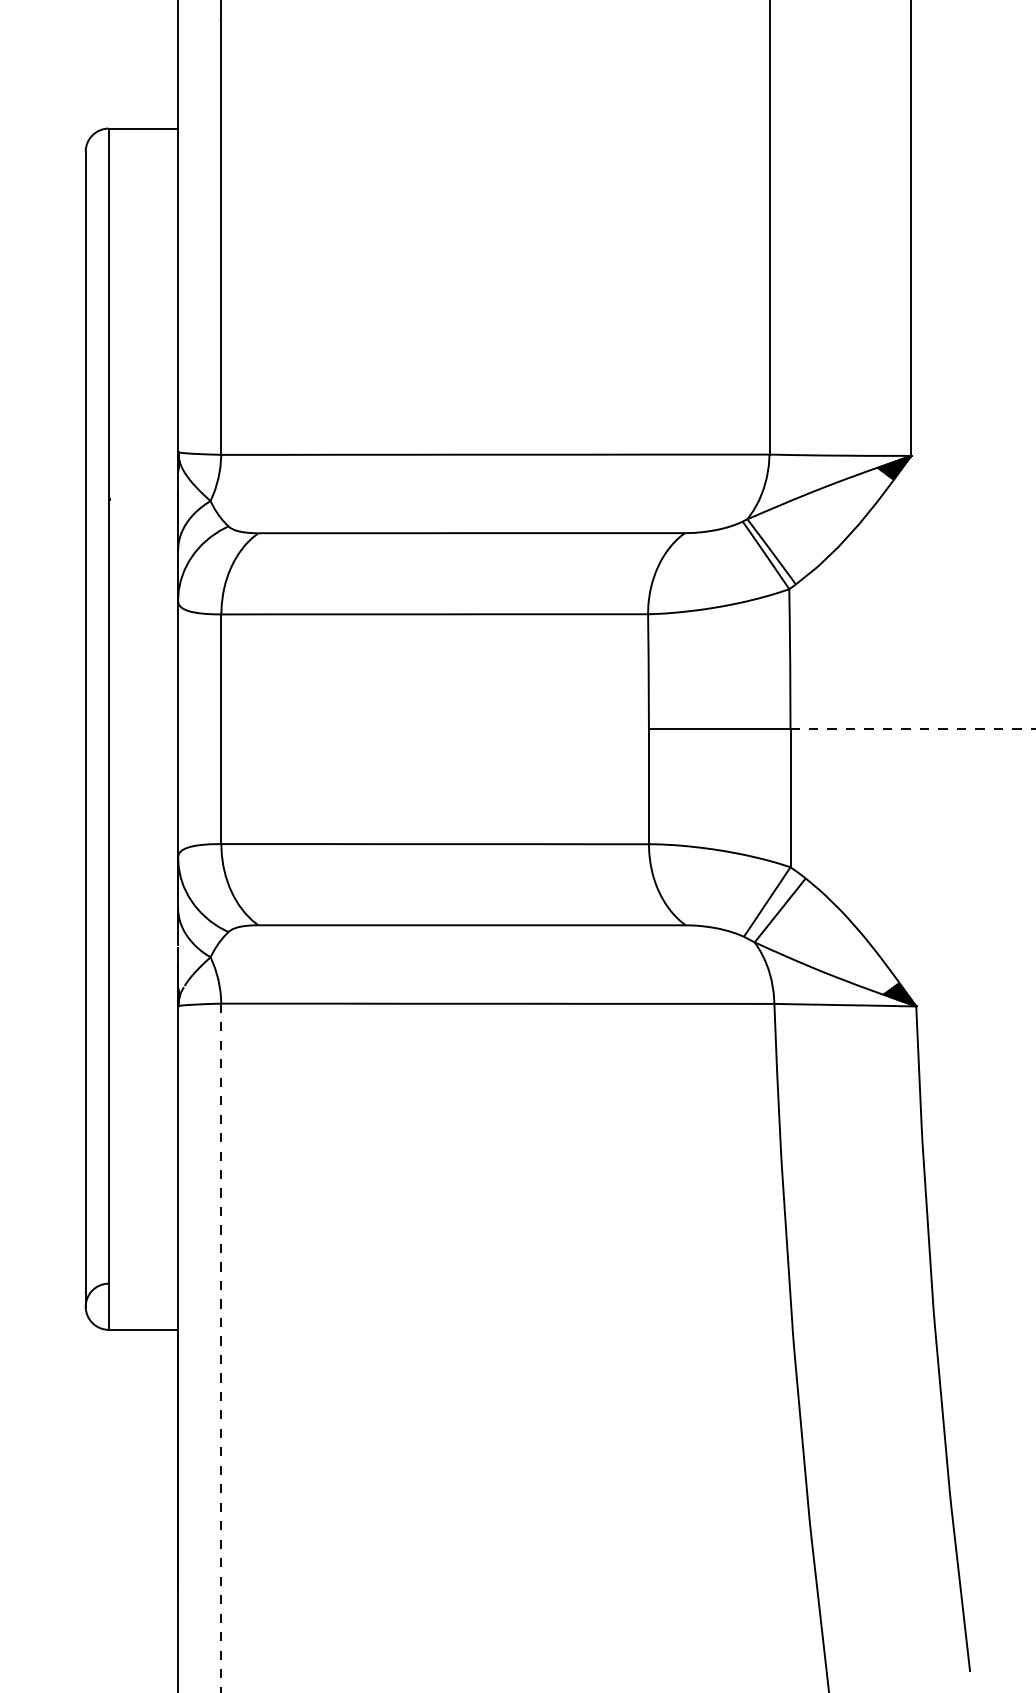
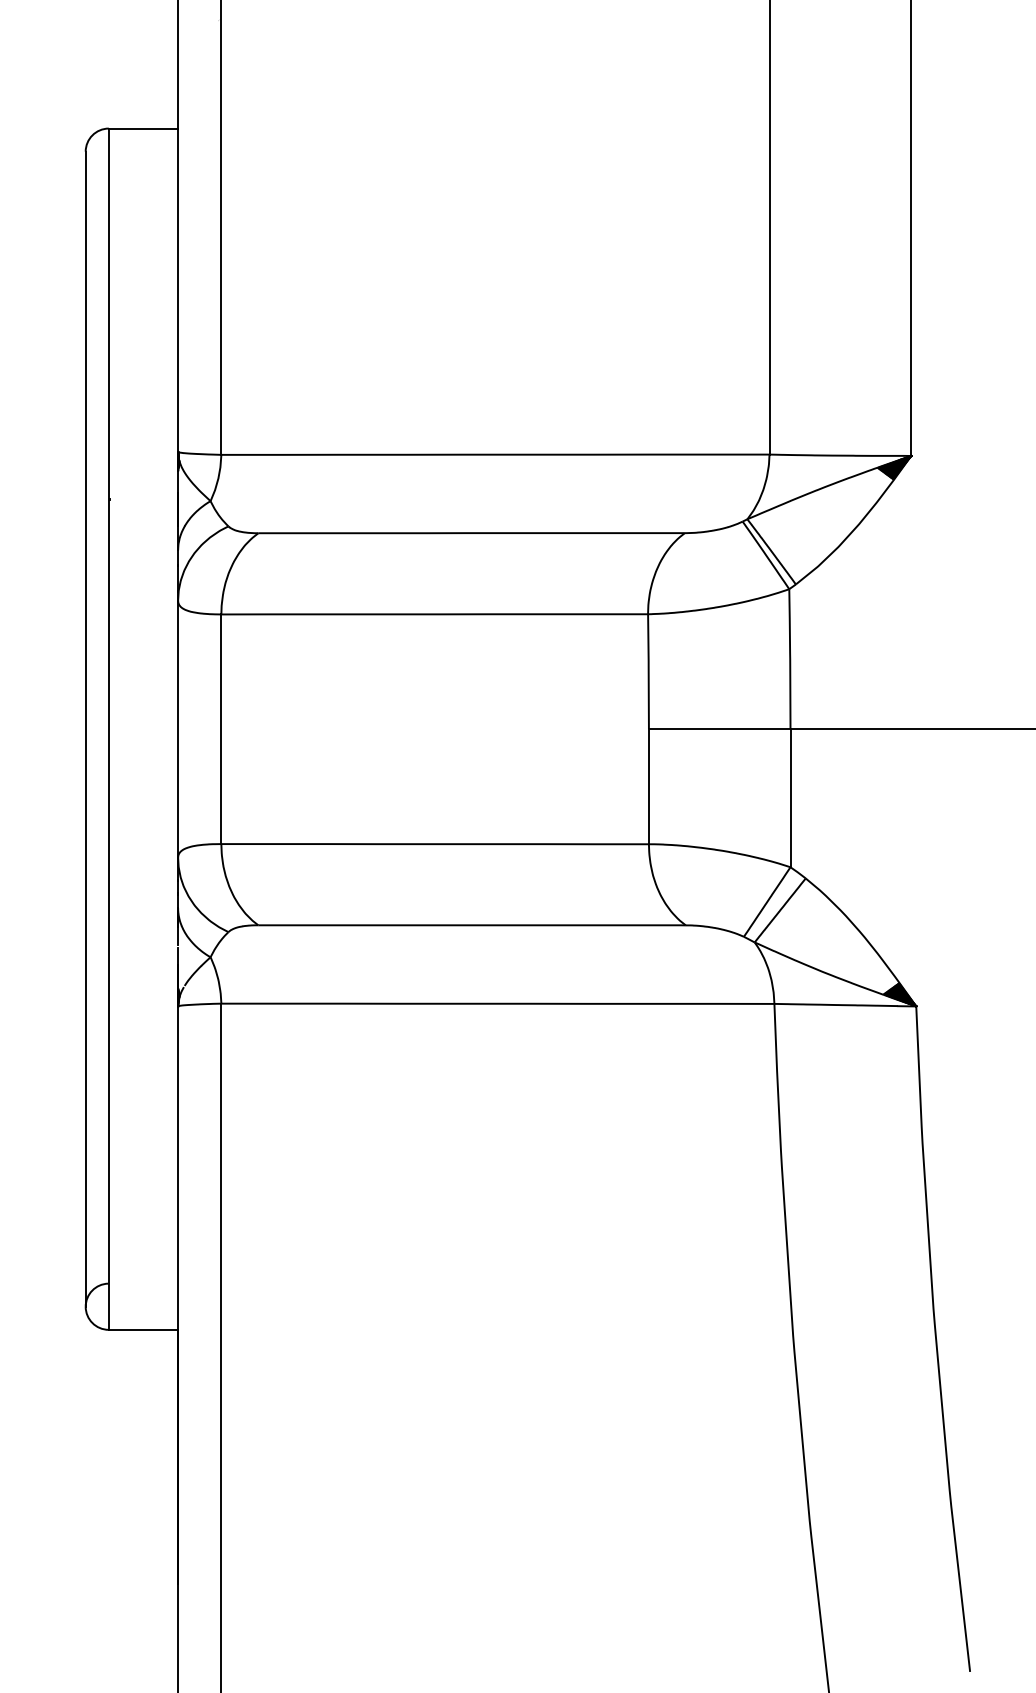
line: dashed -> solid (913, 729)
line: dashed -> solid (221, 1348)
